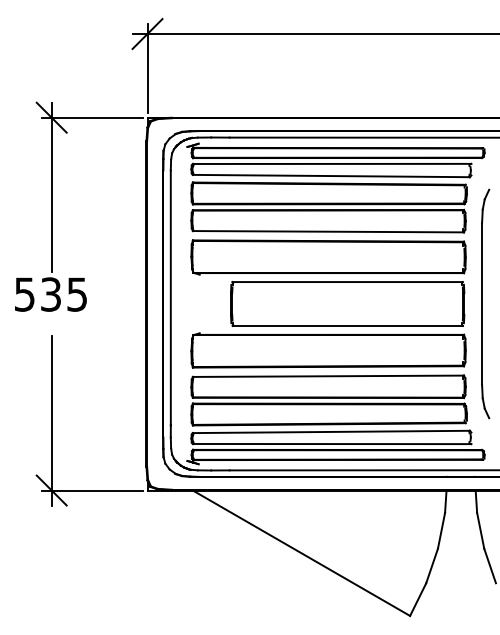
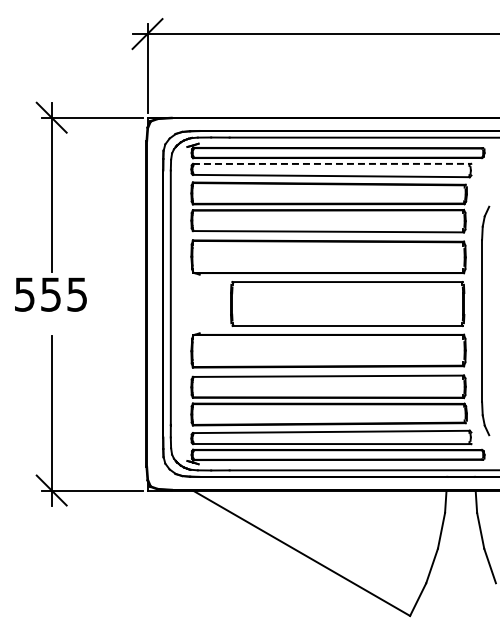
line: solid -> dashed (332, 163)
text: 535 -> 555 (50, 294)
part position: (485, 303) -> (485, 320) (485, 320)
